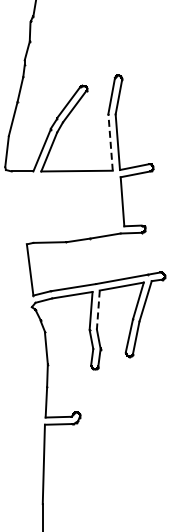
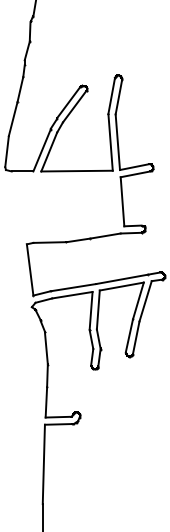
line: dashed -> solid (110, 142)
line: dashed -> solid (98, 310)
